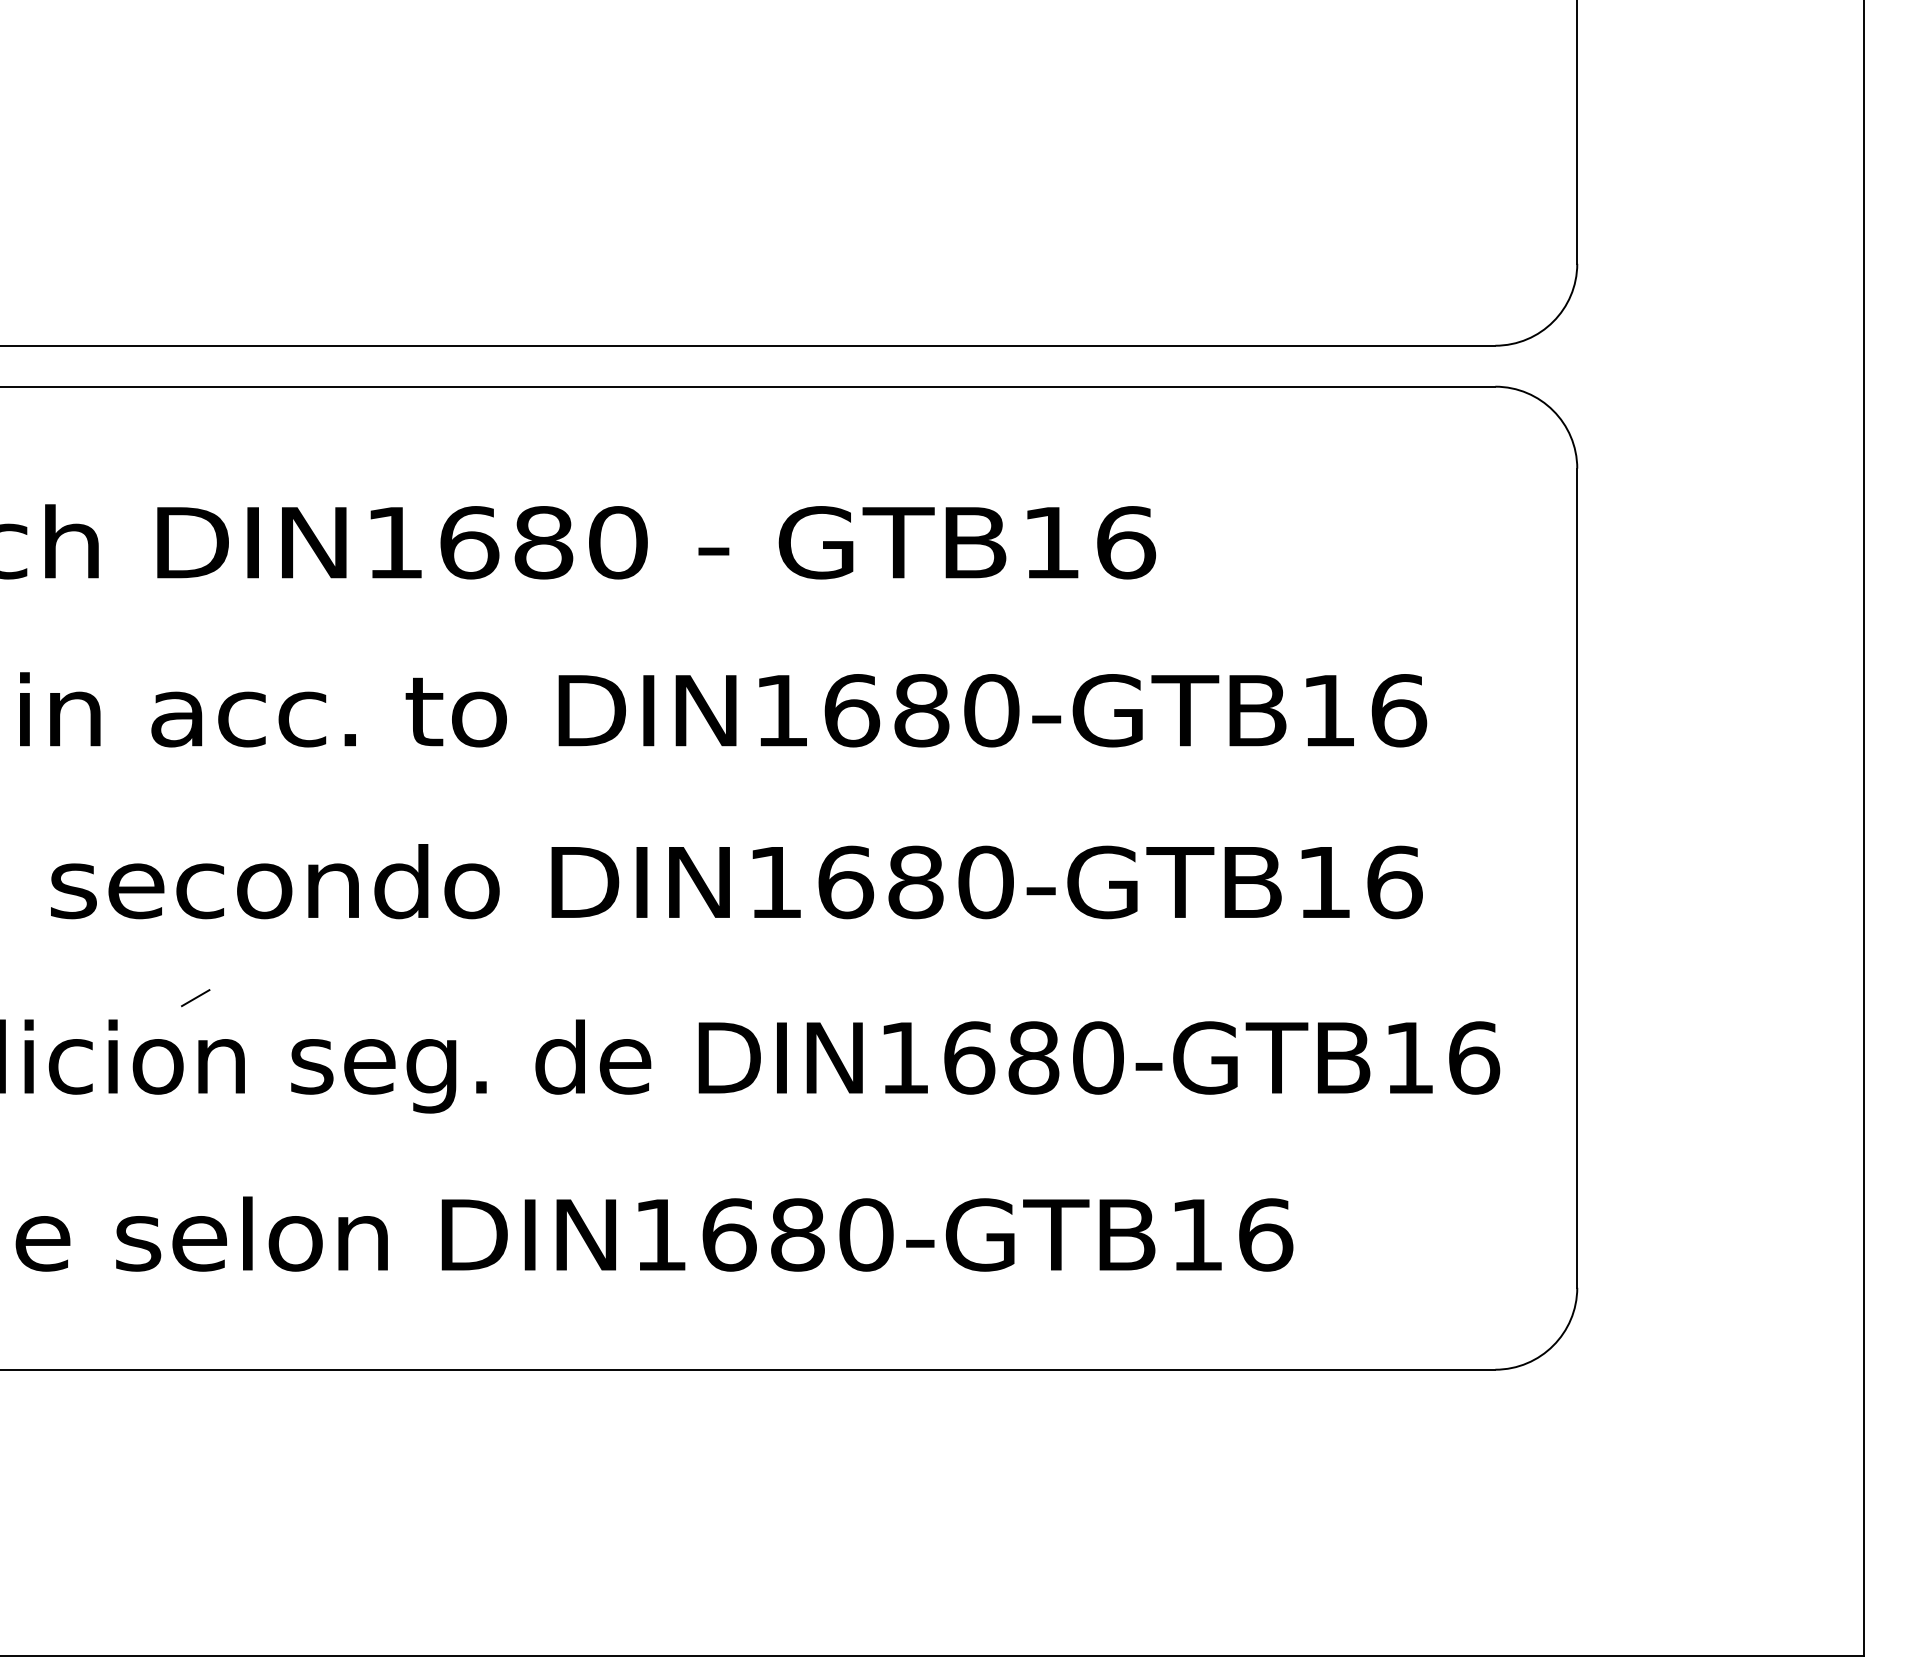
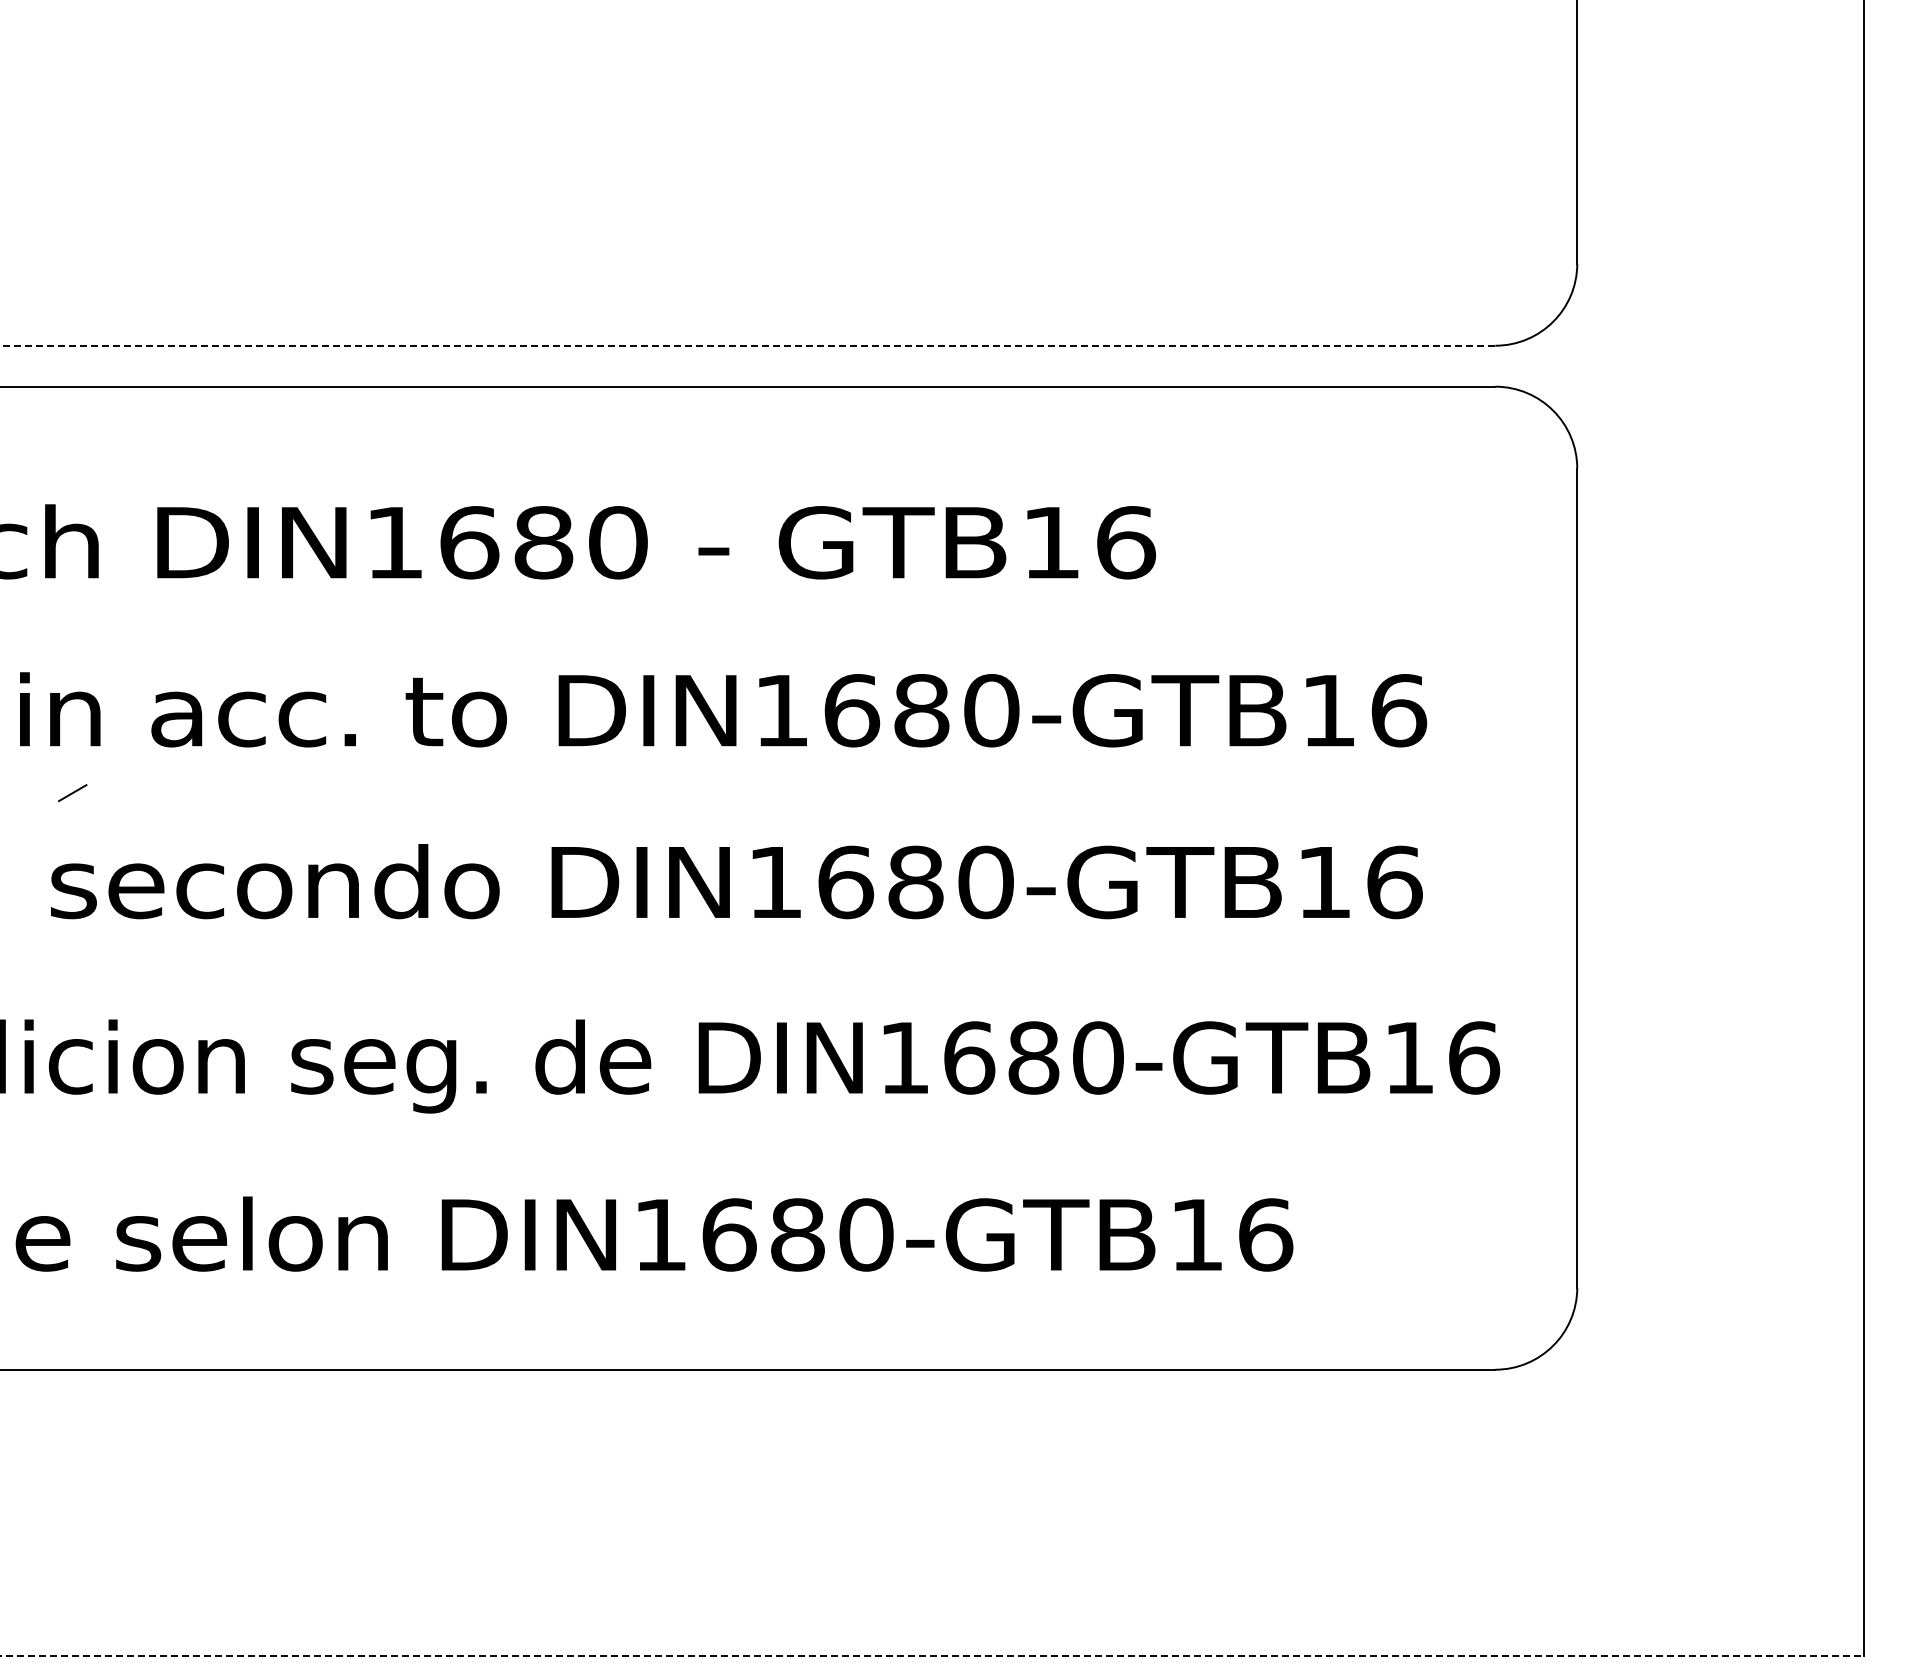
line: solid -> dashed (748, 345)
line position: (195, 998) -> (72, 793) (72, 793)
line: solid -> dashed (932, 1656)
